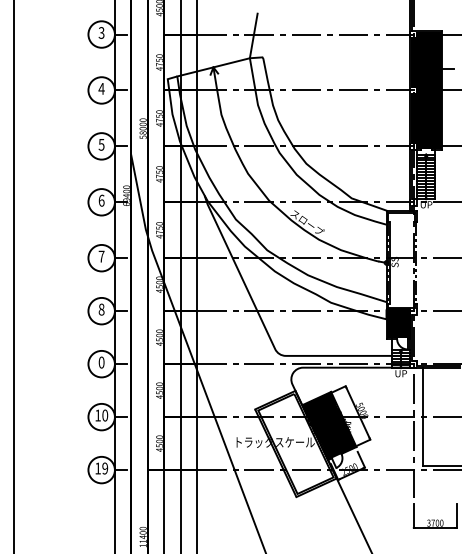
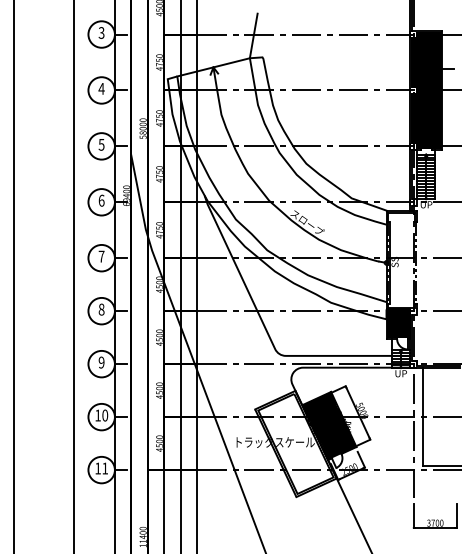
line: none -> present (74, 276)
text: 0 -> 9 (101, 362)
text: 19 -> 11 (105, 468)
